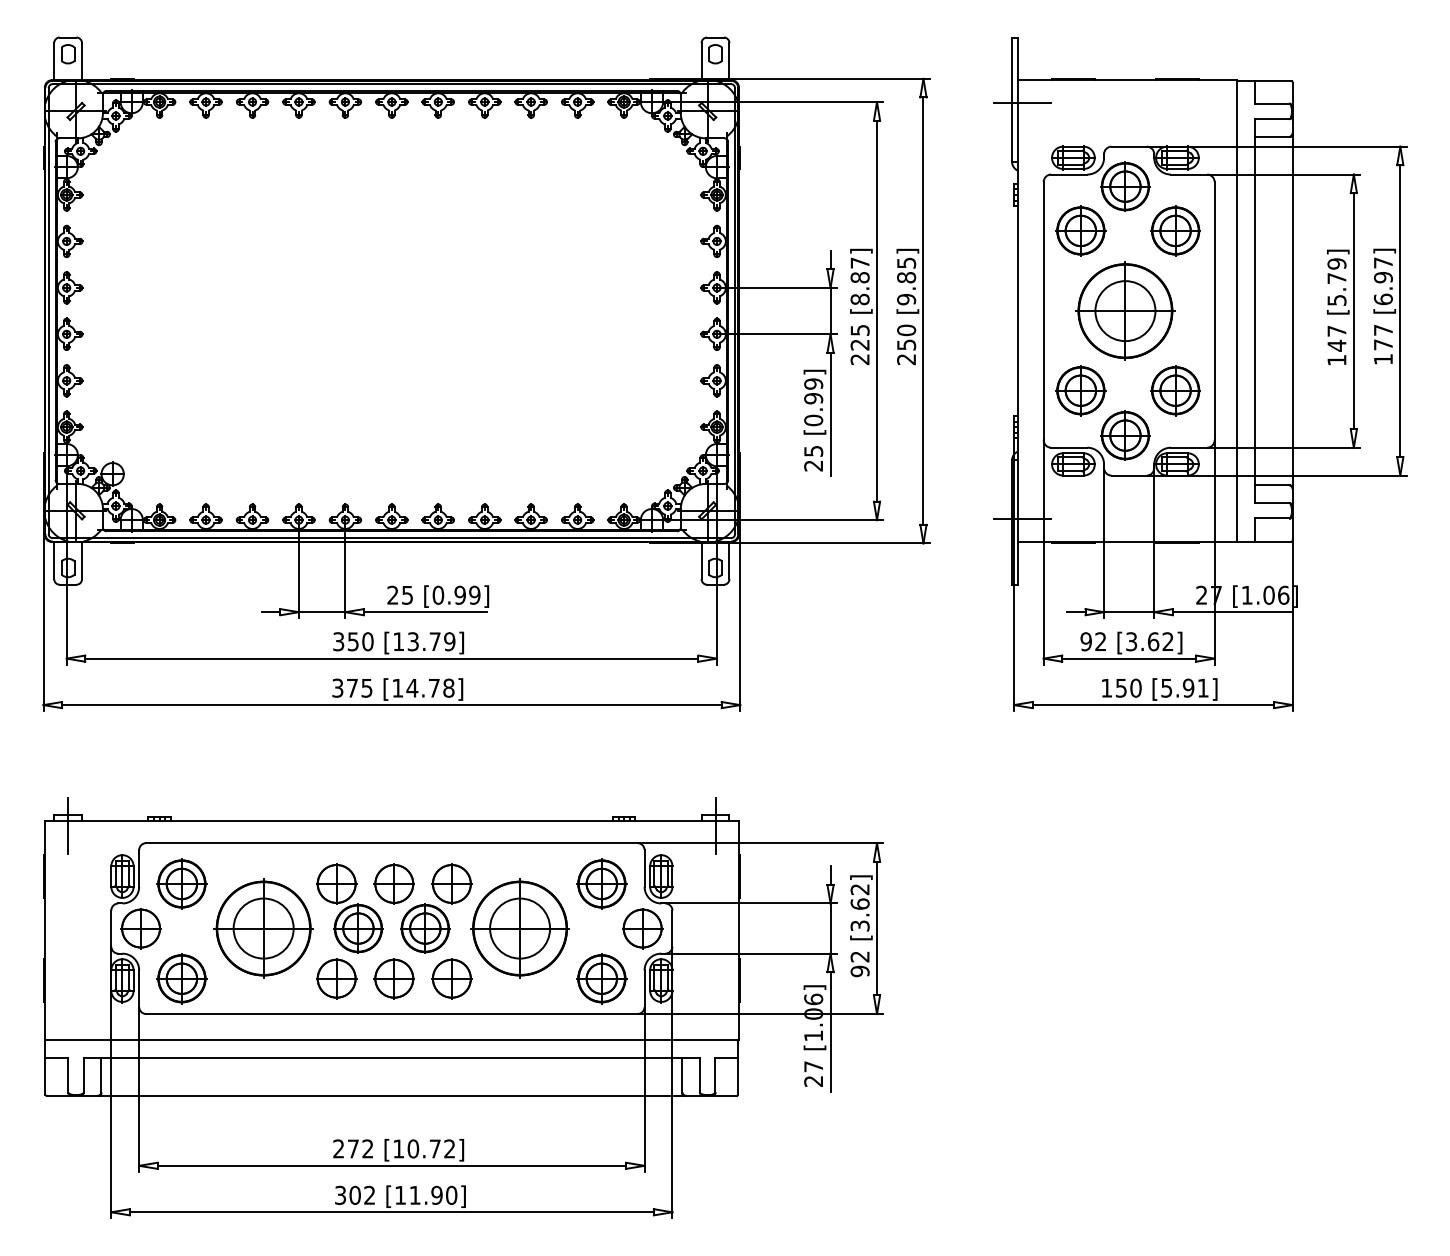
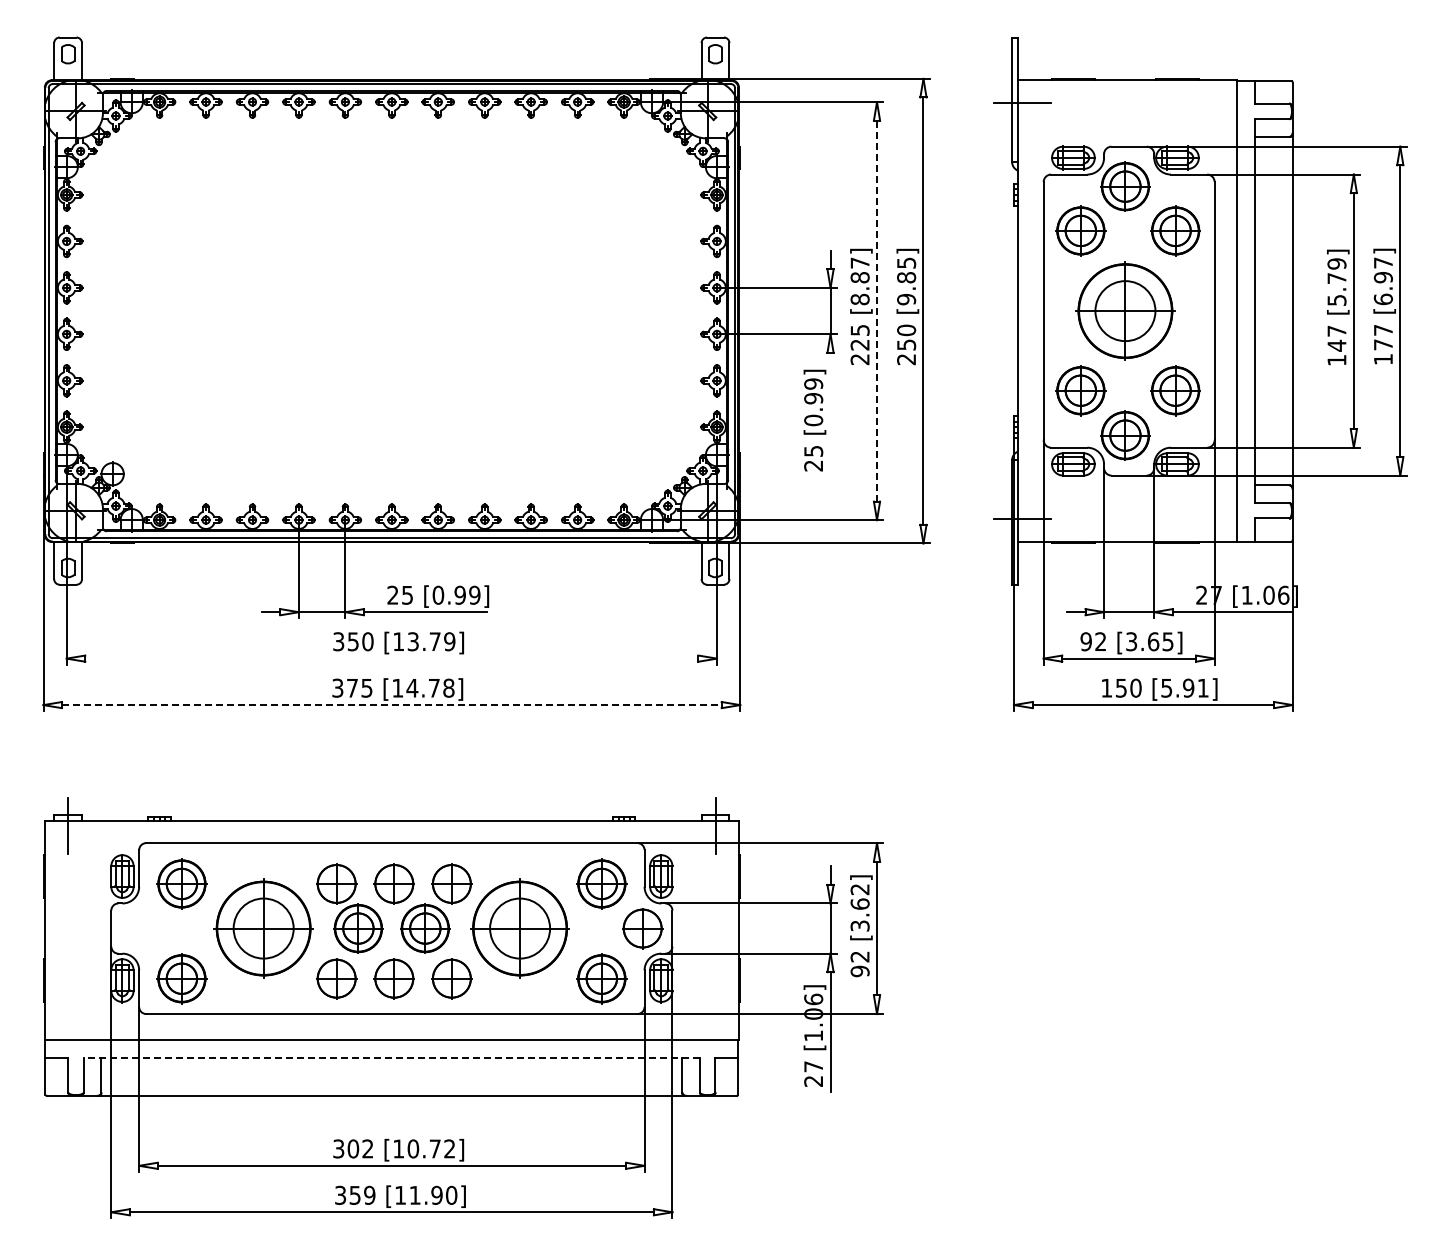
line: solid -> dashed (877, 311)
line: present -> none (830, 414)
text: [3.62] -> [3.65] (1167, 641)
line: present -> none (391, 658)
line: solid -> dashed (391, 705)
part: present -> none (140, 928)
line: solid -> dashed (391, 1057)
text: 272 -> 302 (346, 1148)
text: 302 -> 359 (362, 1194)
